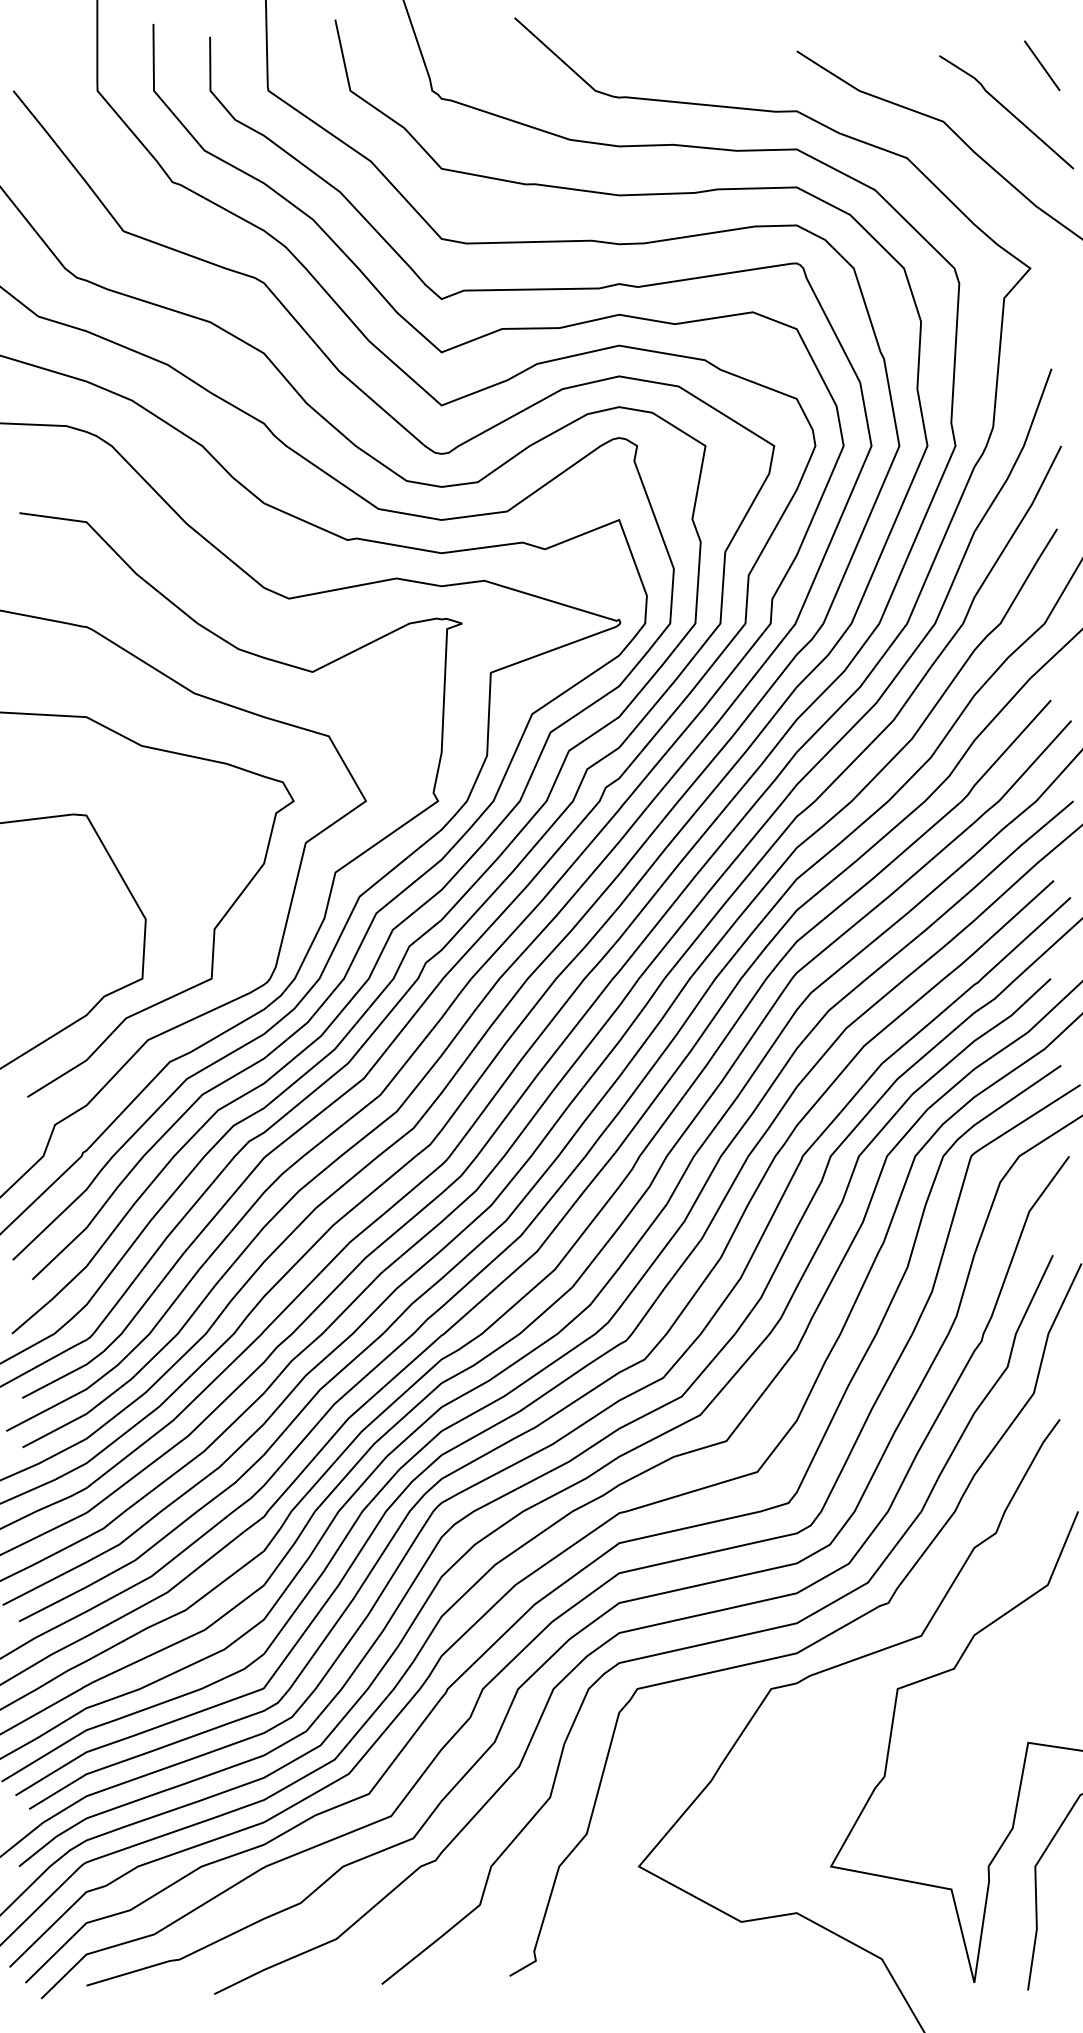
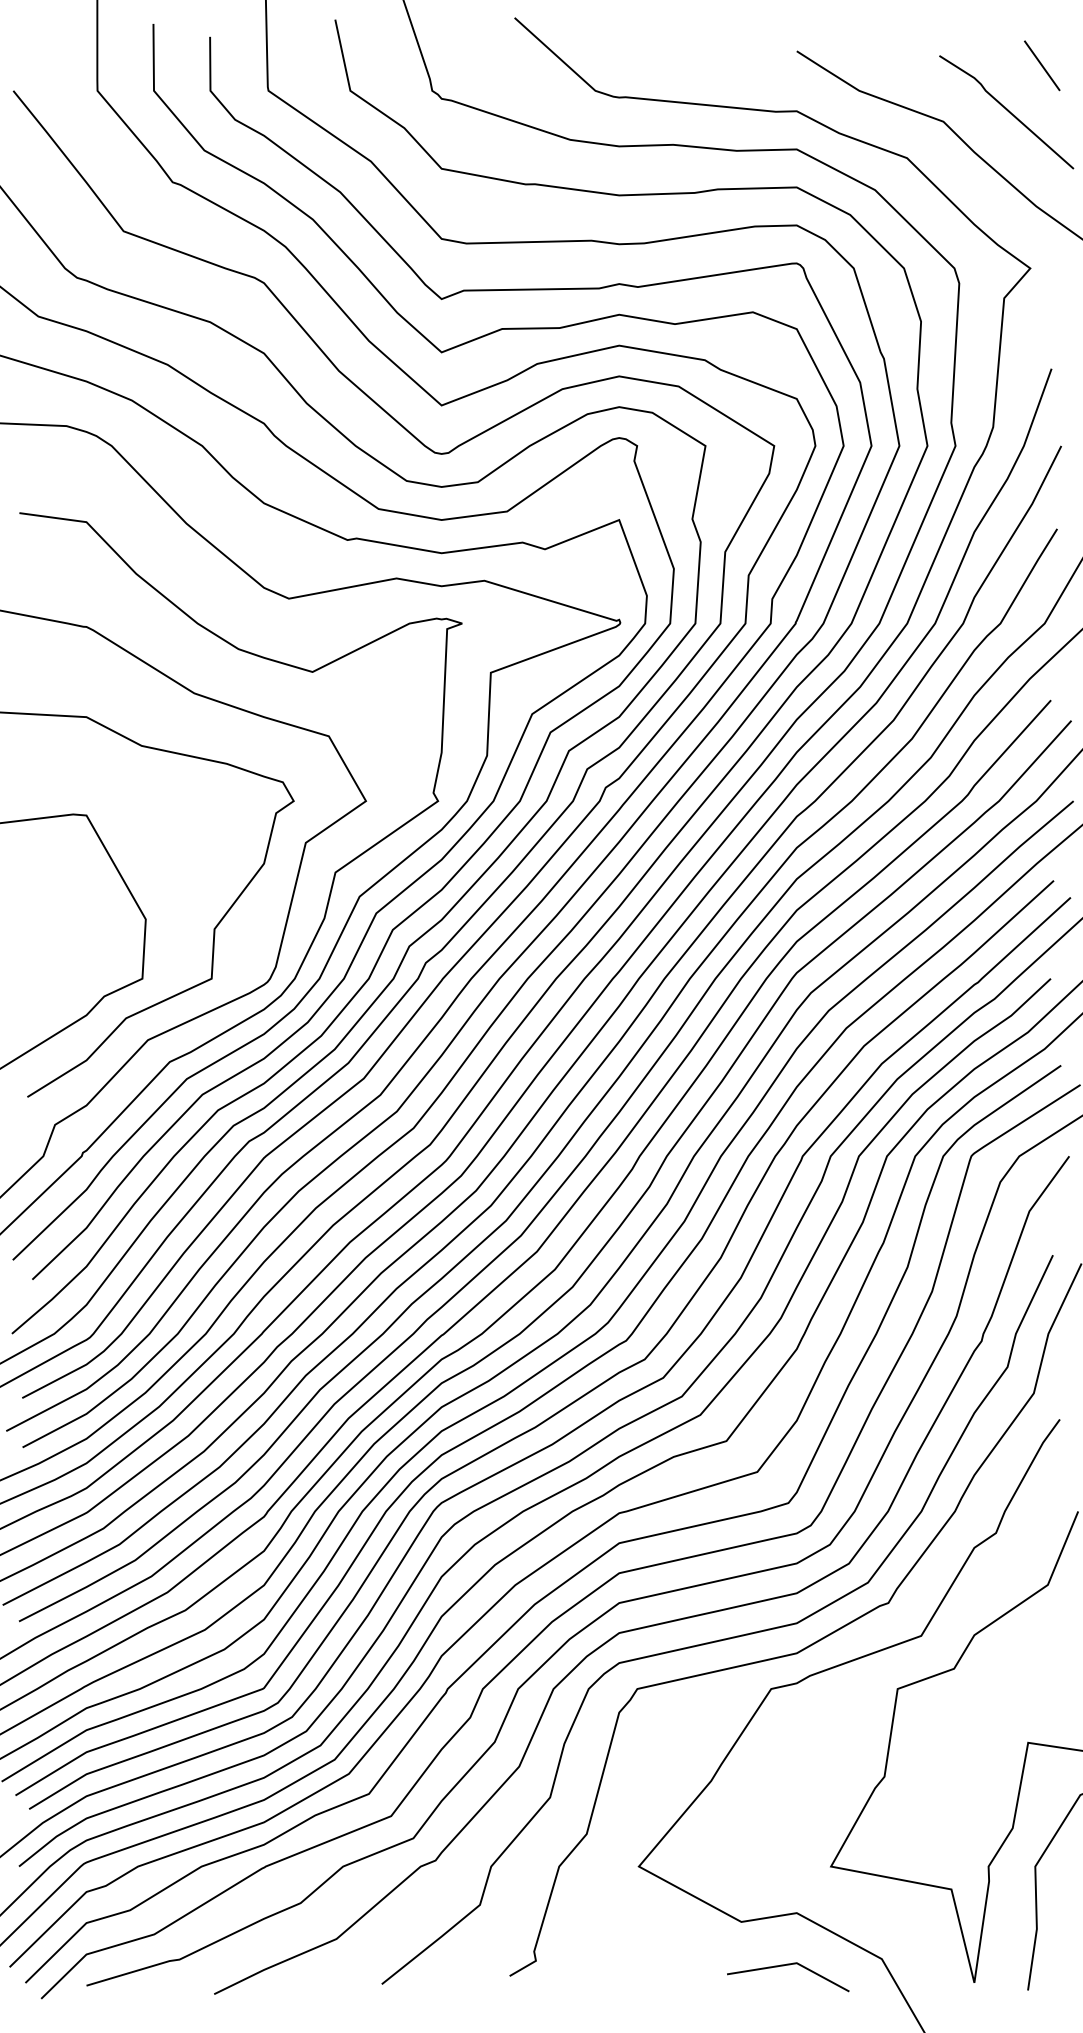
line: none -> present (784, 1966)
